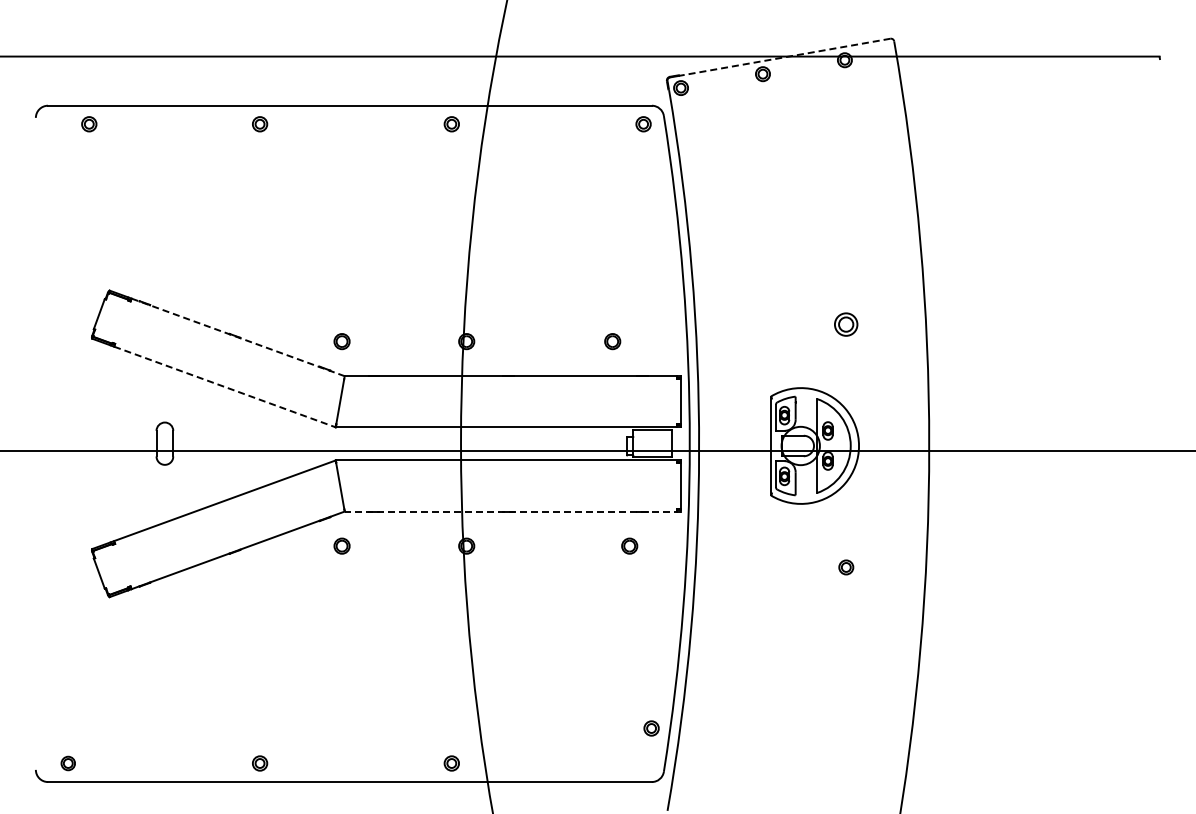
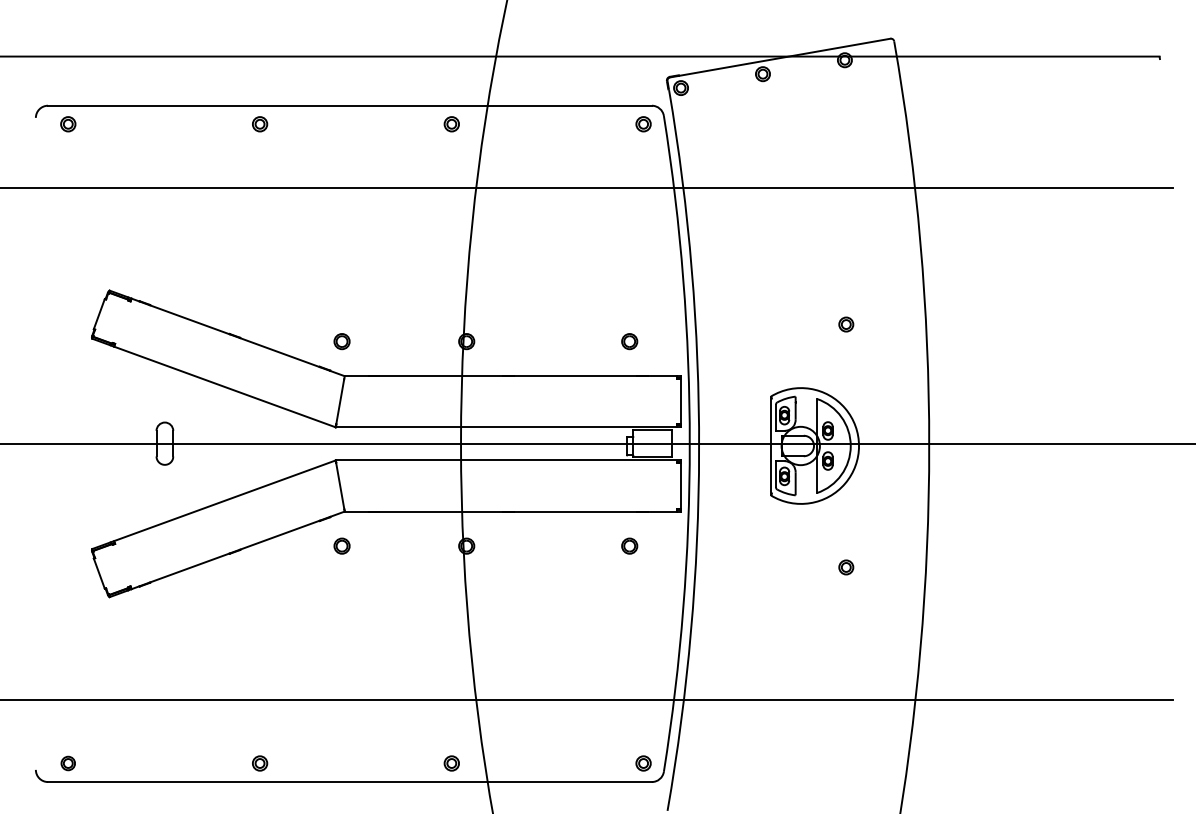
line: dashed -> solid (784, 57)
part position: (89, 124) -> (68, 124) (68, 124)
line: none -> present (587, 187)
part size: 25x25 px -> 17x17 px (846, 324)
line: dashed -> solid (238, 337)
part position: (612, 341) -> (629, 341) (629, 341)
line: dashed -> solid (224, 386)
line position: (597, 450) -> (597, 443) (597, 443)
line: dashed -> solid (512, 511)
line: none -> present (587, 699)
part position: (651, 728) -> (643, 763) (643, 763)
